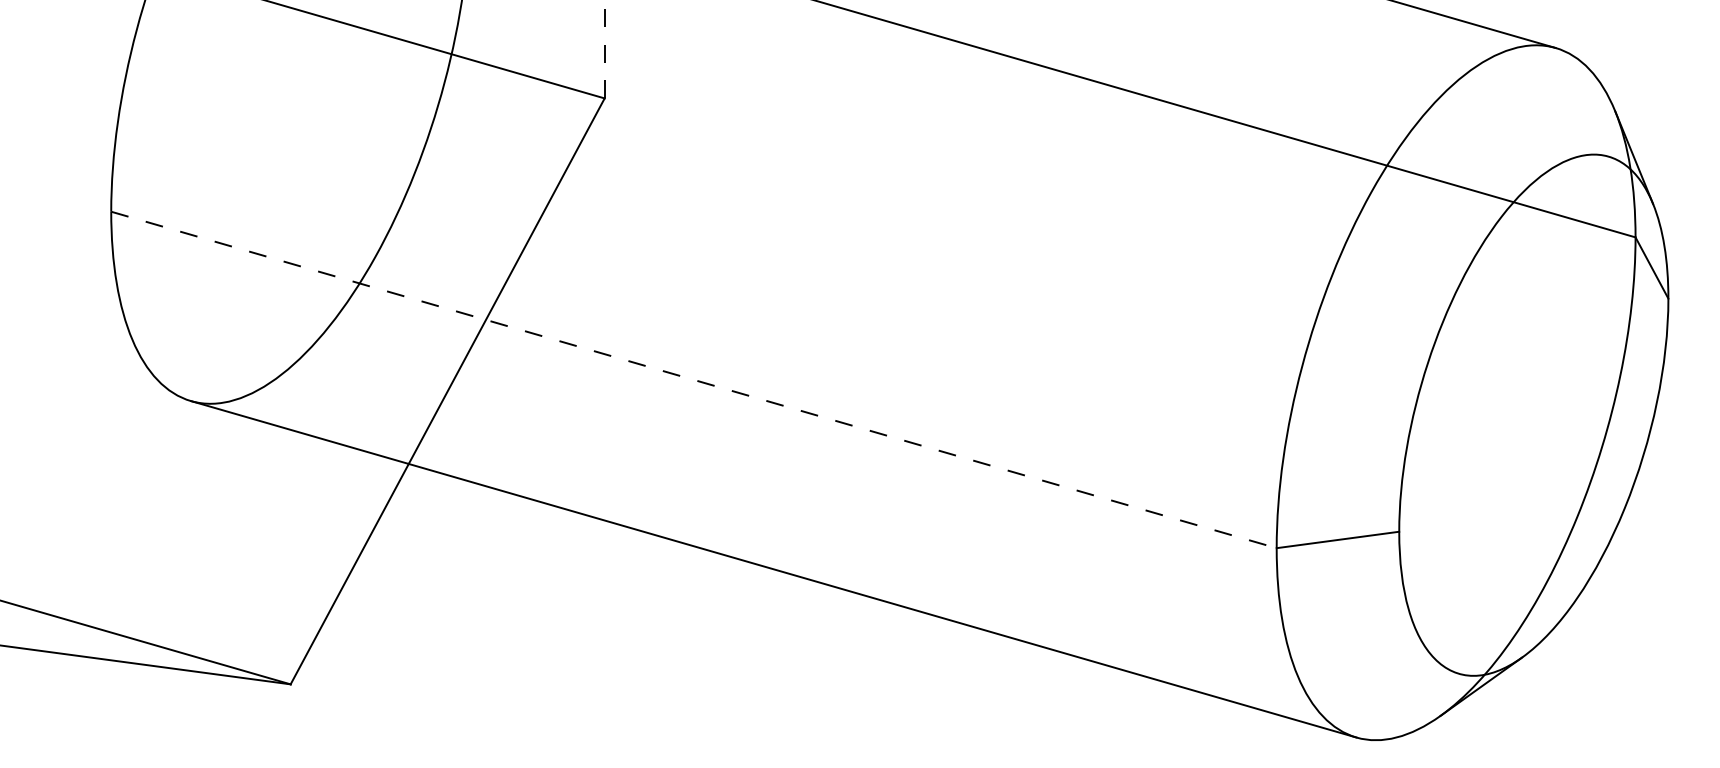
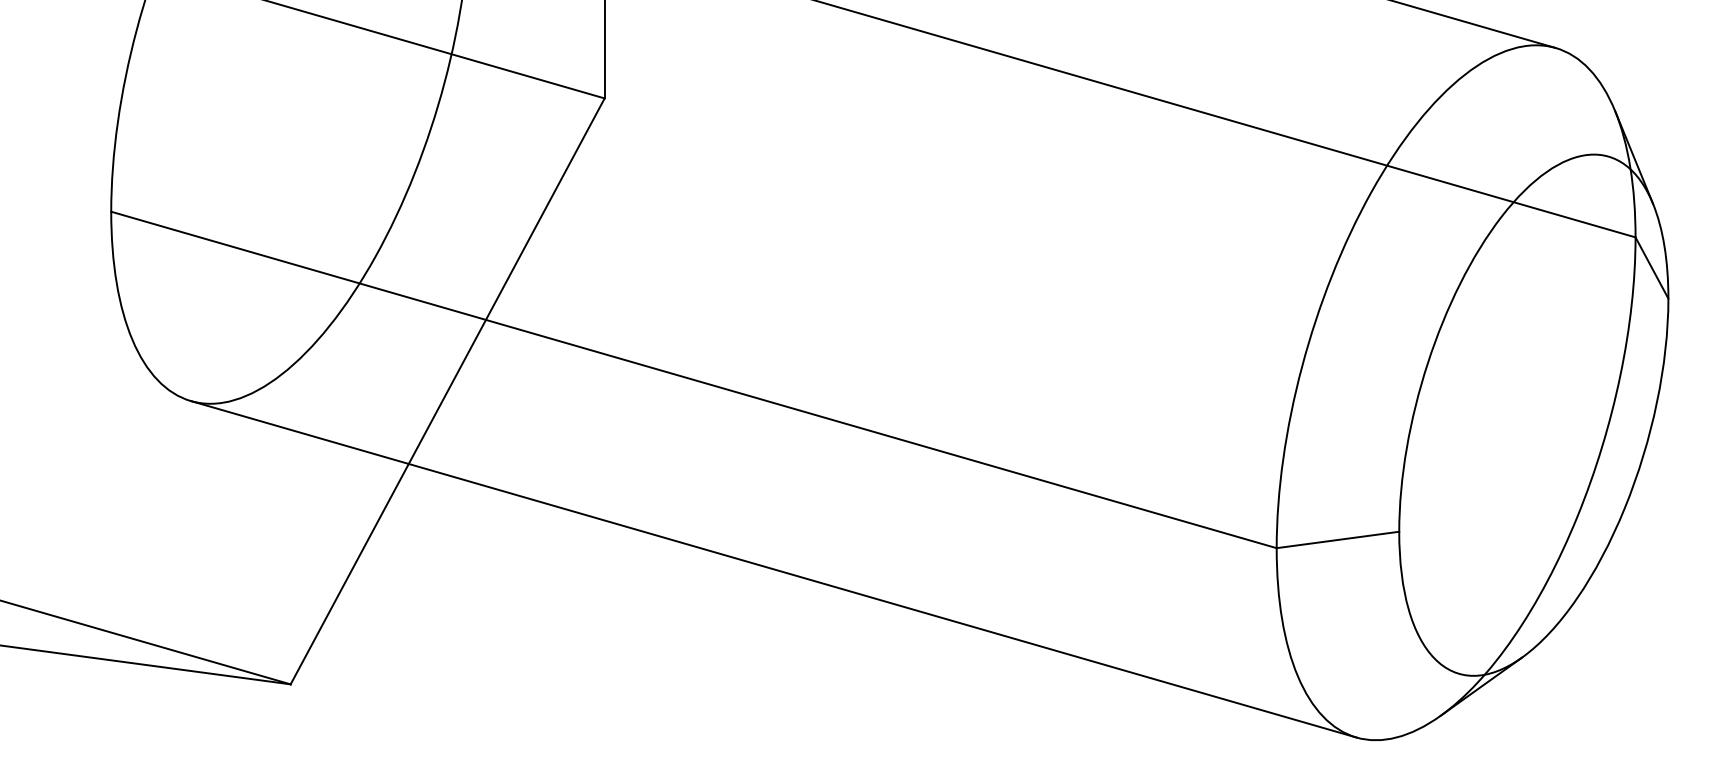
line: dashed -> solid (604, 49)
line: dashed -> solid (693, 379)
